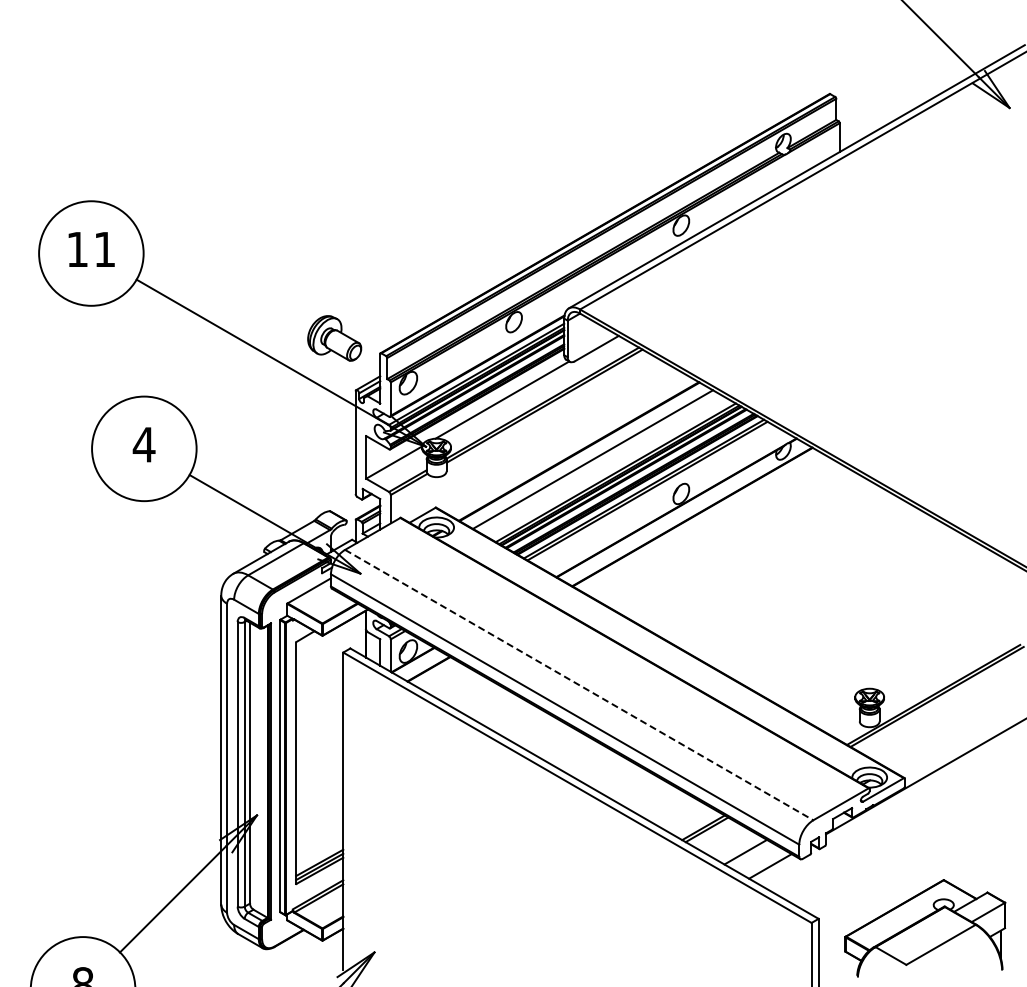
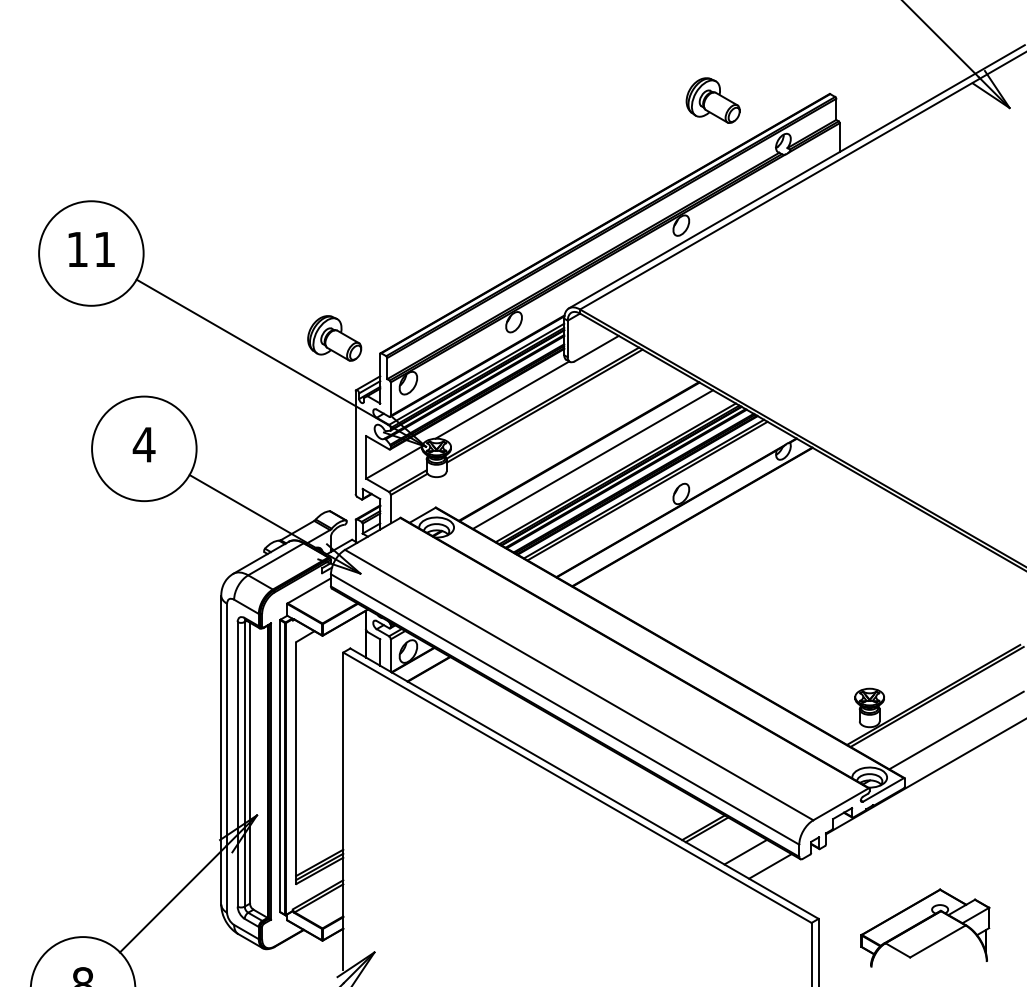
part: none -> present (712, 100)
line: dashed -> solid (579, 685)
line: none -> present (956, 730)
part size: 163x99 px -> 131x80 px (925, 927)
